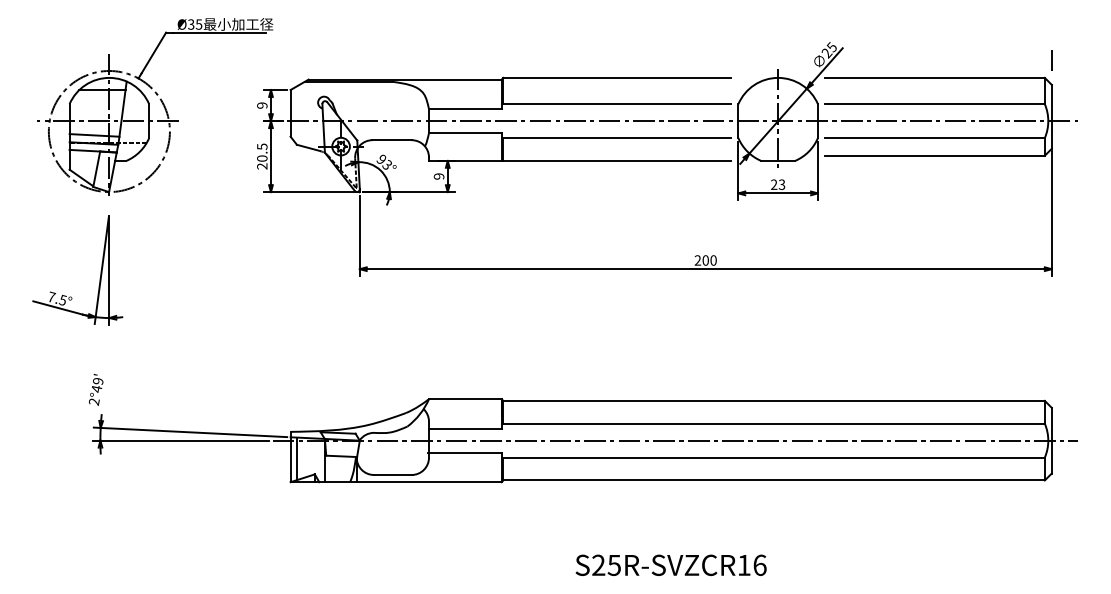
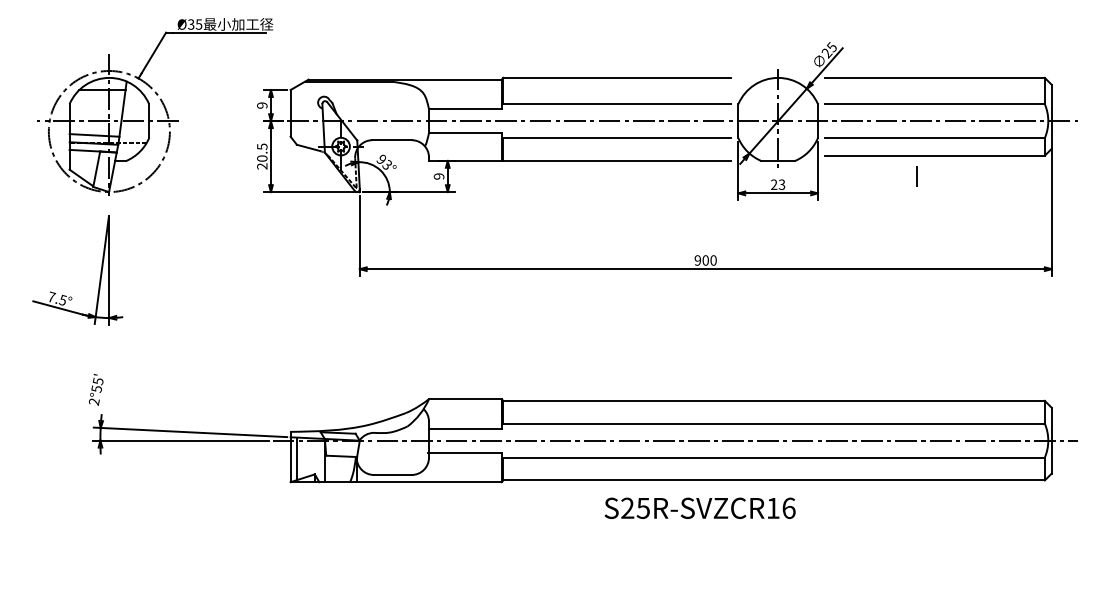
line position: (1051, 60) -> (916, 176) (916, 176)
text: 200 -> 900 (697, 260)
text: 2°49' -> 2°55' (97, 384)
text position: (670, 564) -> (699, 507) (699, 507)
